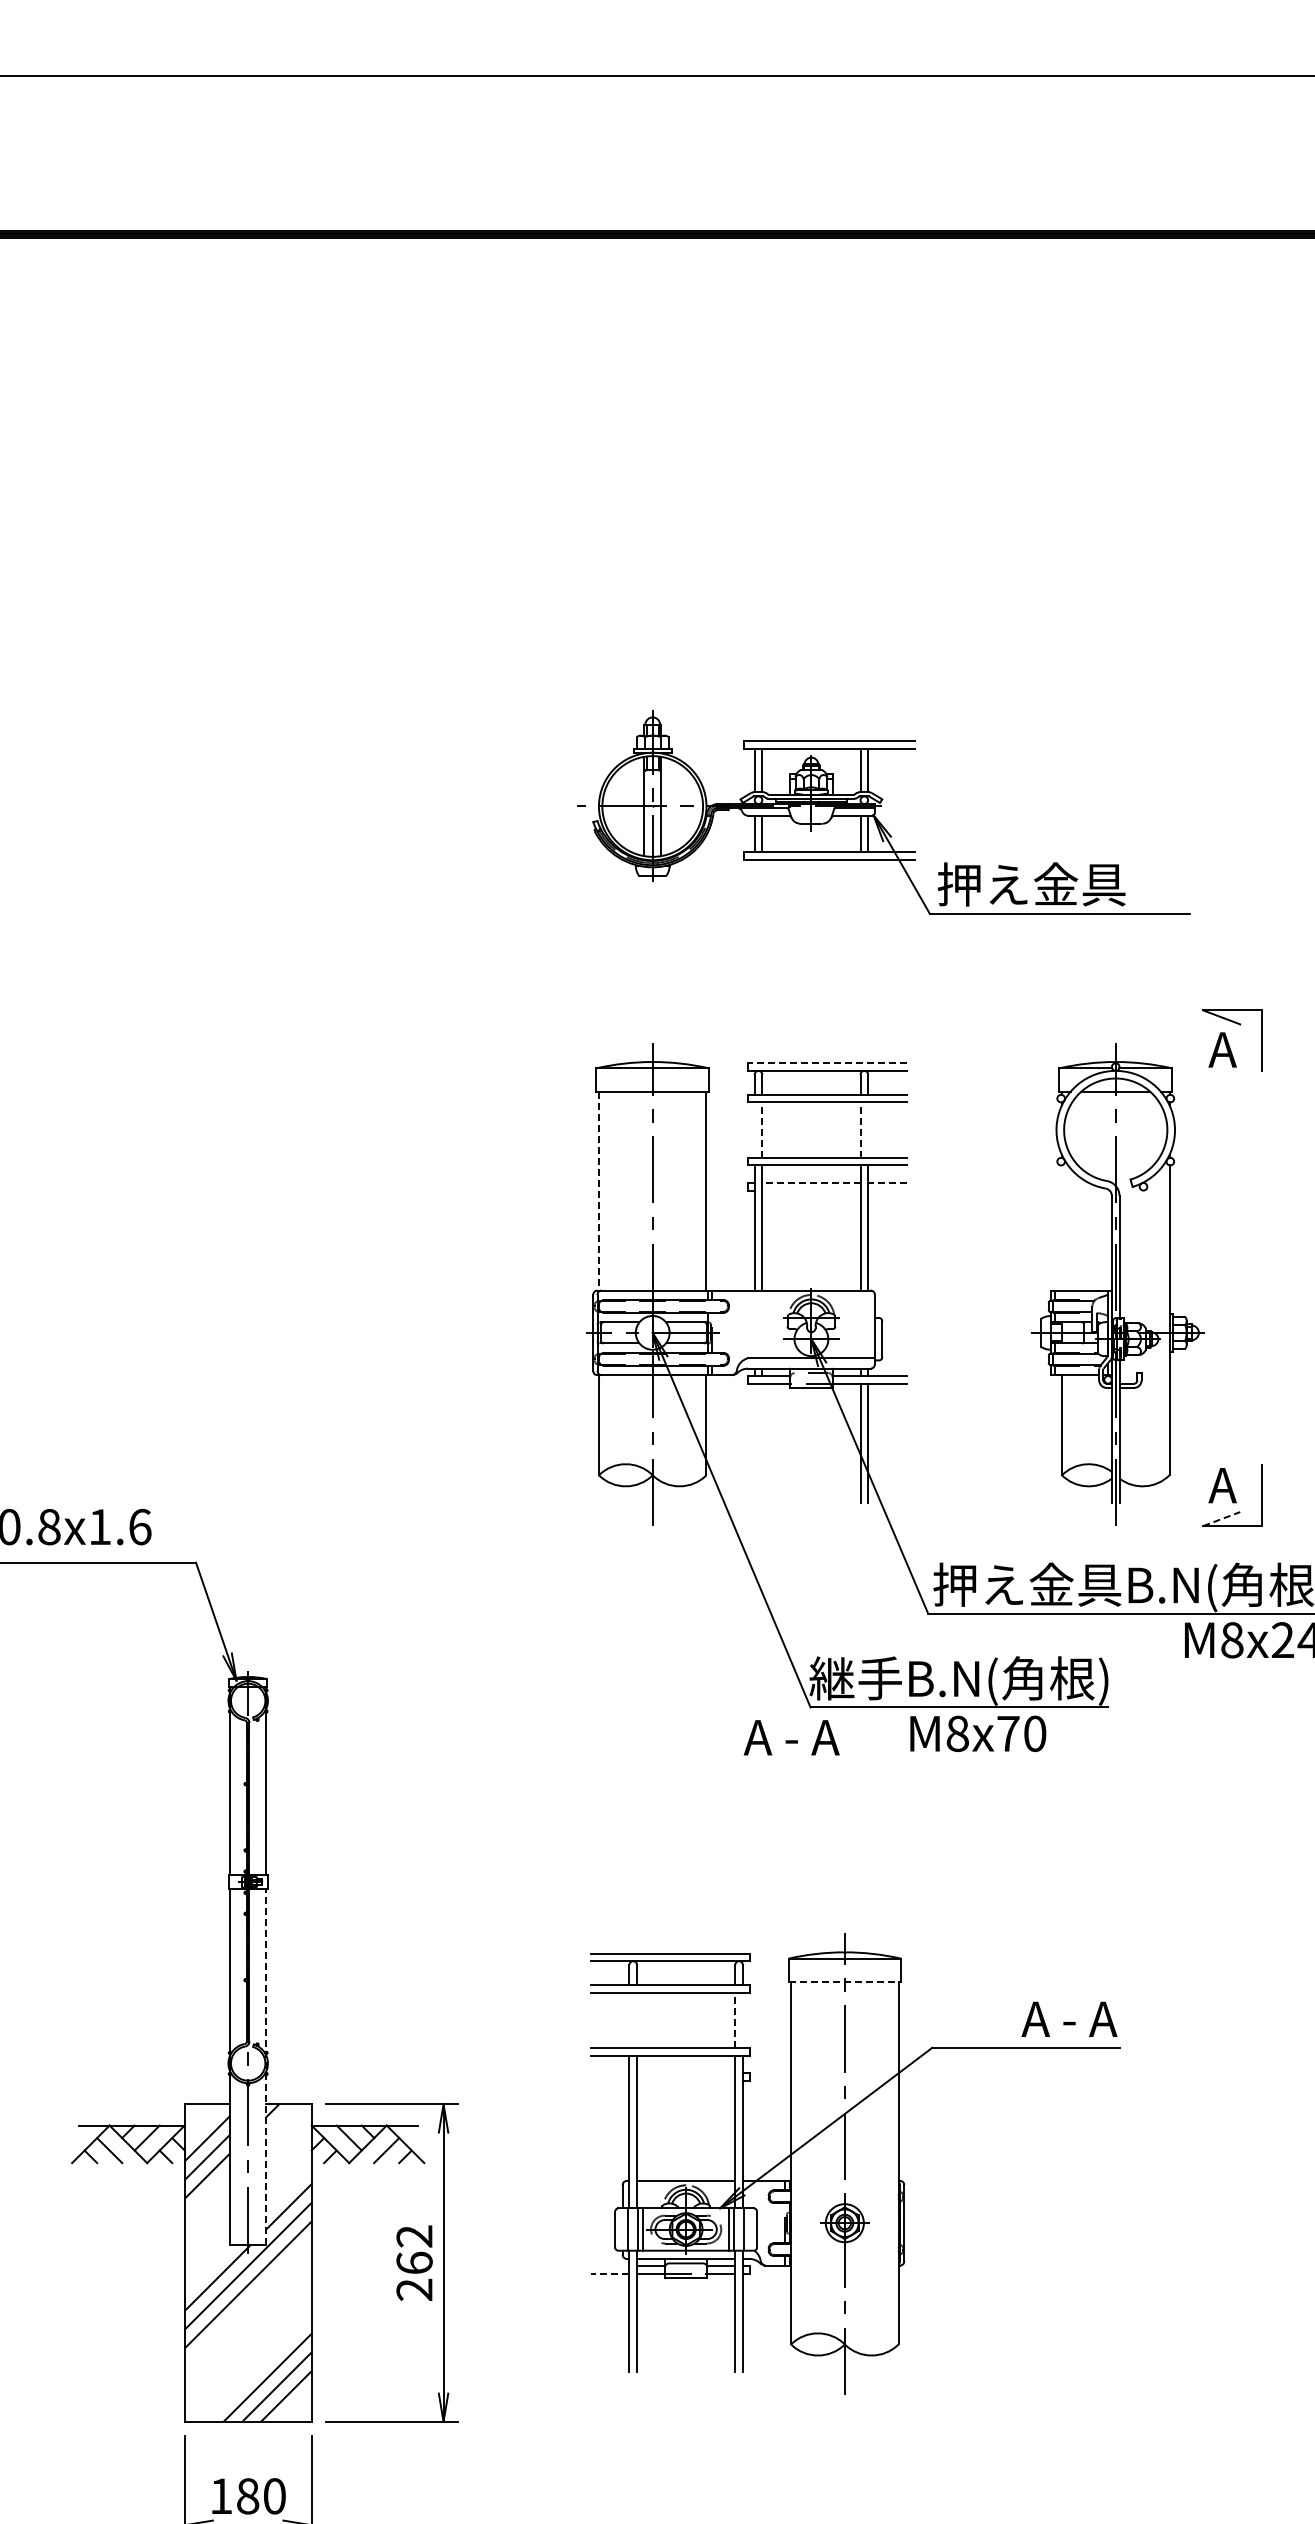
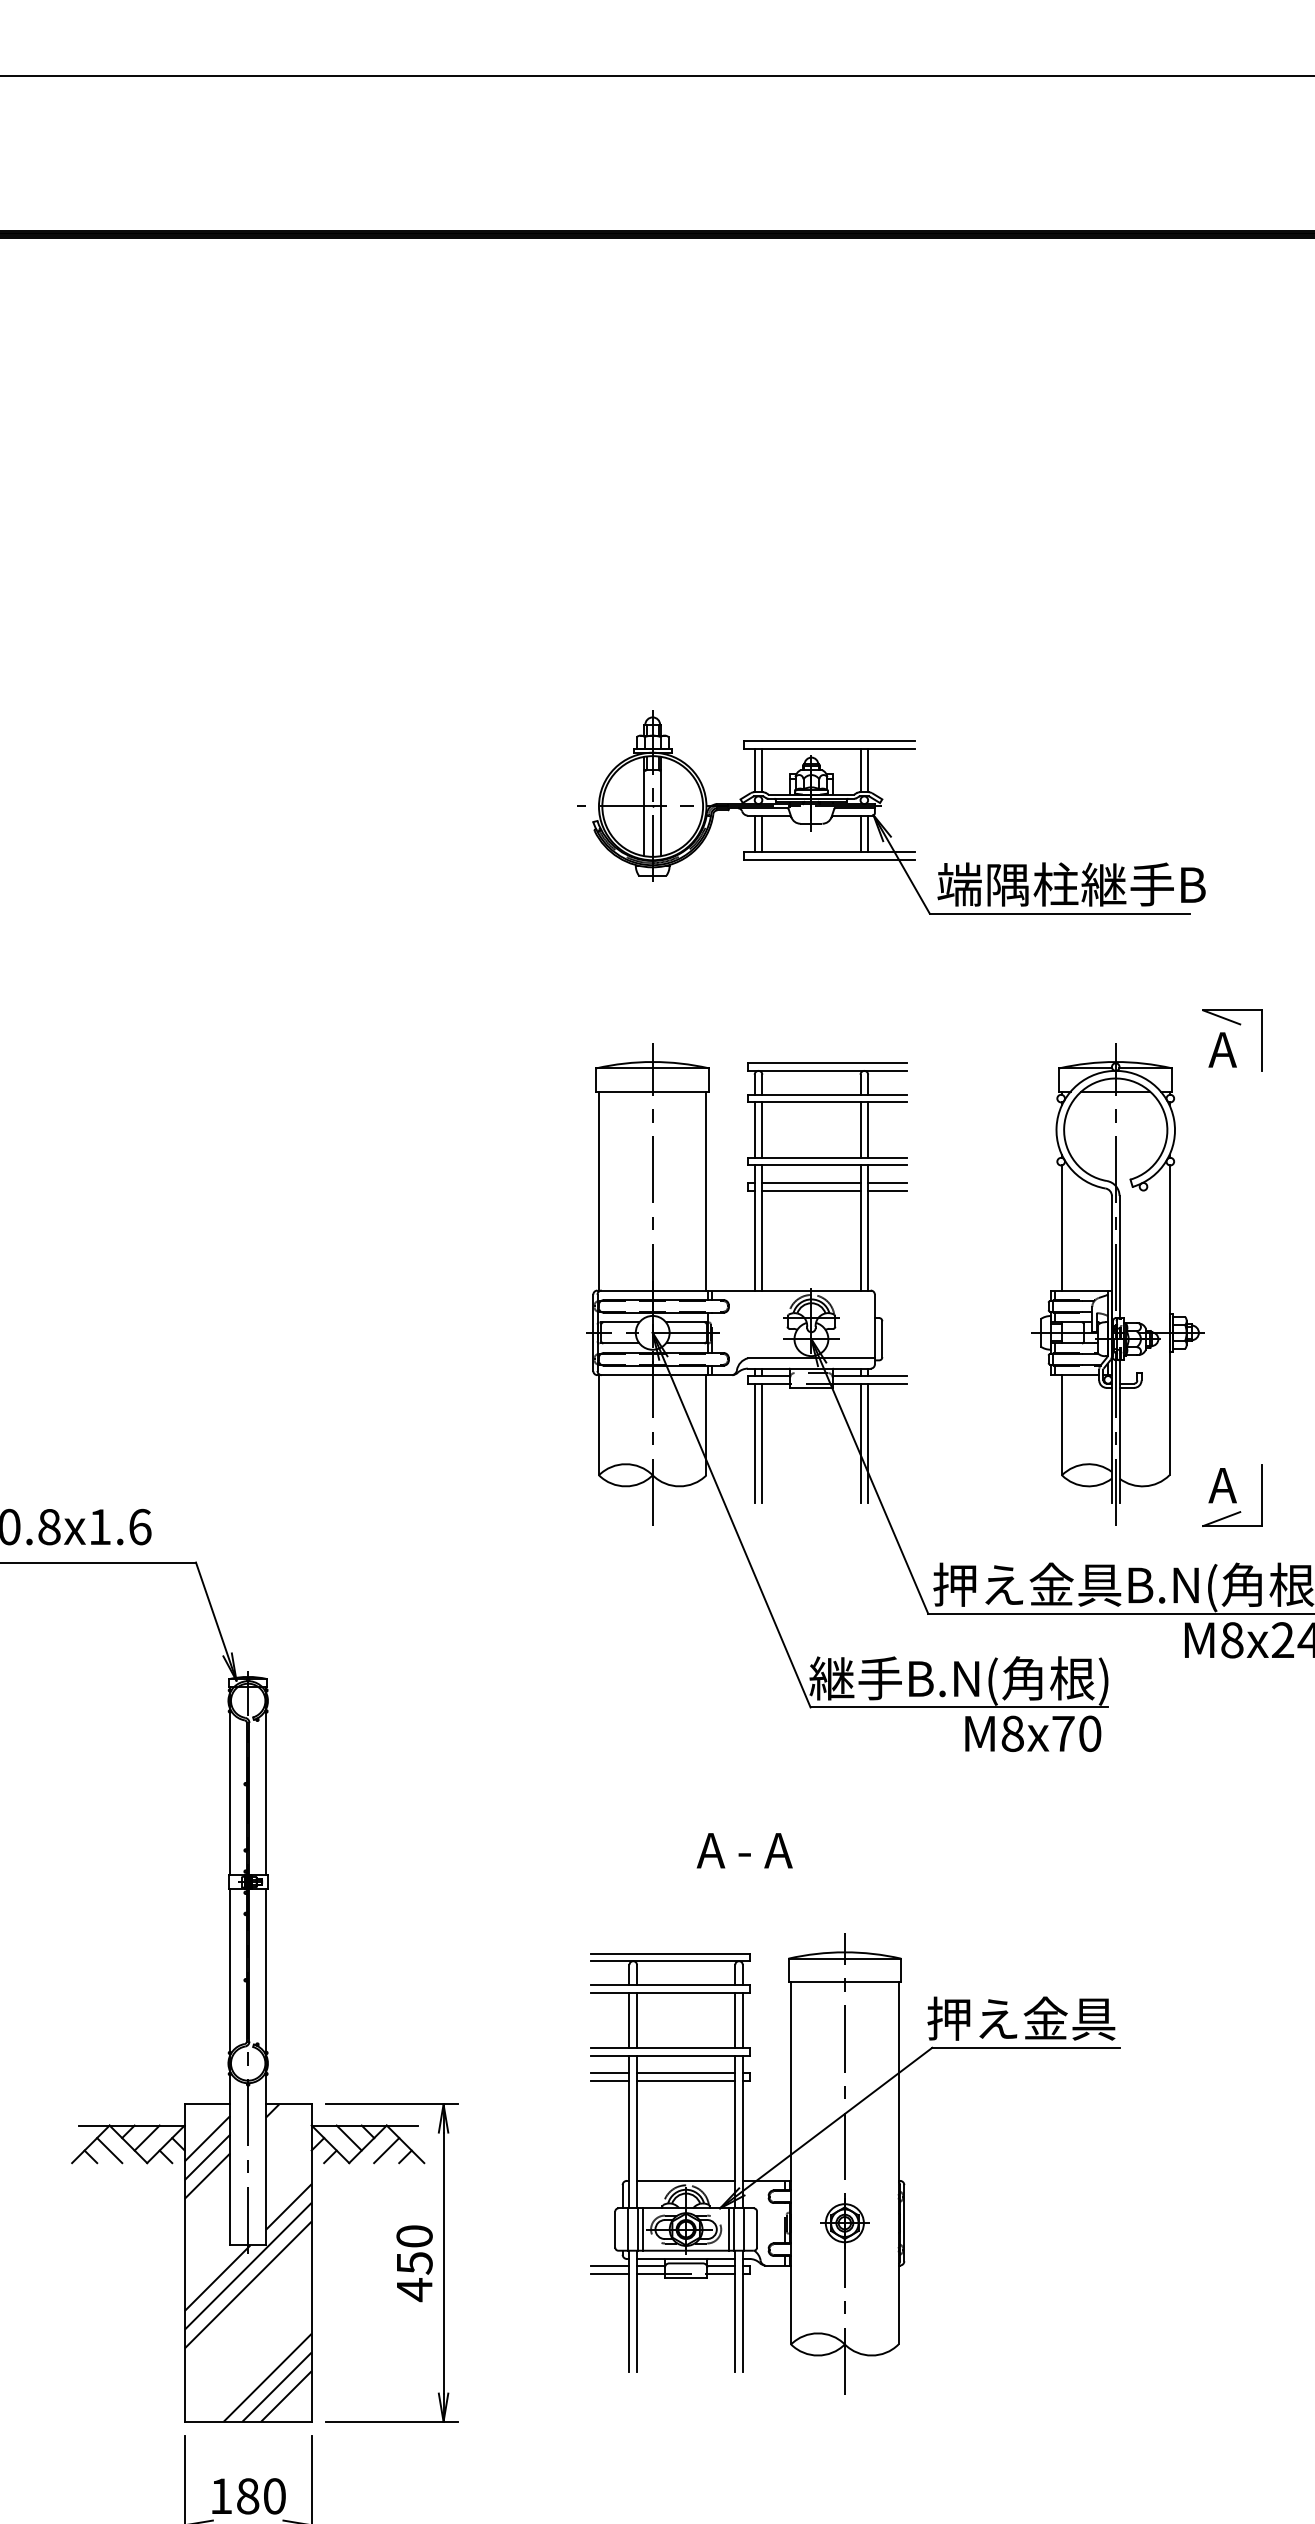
text: 押え金具 -> 端隅柱継手B (1071, 884)
line: dashed -> solid (826, 1063)
line: none -> present (754, 1129)
line: none -> present (868, 1129)
line: dashed -> solid (762, 1130)
line: dashed -> solid (860, 1130)
line: dashed -> solid (810, 1182)
line: dashed -> solid (886, 1182)
line: none -> present (811, 1190)
line: none -> present (887, 1190)
line: dashed -> solid (598, 1191)
line: none -> present (1062, 1227)
line: none -> present (754, 1443)
line: none -> present (762, 1443)
line: dashed -> solid (1221, 1519)
text position: (978, 1733) -> (1033, 1733) (1033, 1733)
text position: (791, 1737) -> (744, 1850) (744, 1850)
line: dashed -> solid (845, 1981)
text: A - A -> 押え金具 (1022, 2018)
line: none -> present (629, 2020)
line: none -> present (637, 2020)
line: dashed -> solid (735, 2020)
line: none -> present (742, 2020)
line: dashed -> solid (266, 2066)
line: none -> present (609, 2073)
line: none -> present (686, 2073)
line: none -> present (609, 2080)
line: none -> present (686, 2080)
text: 262 -> 450 (414, 2263)
line: none -> present (609, 2266)
line: dashed -> solid (609, 2273)
